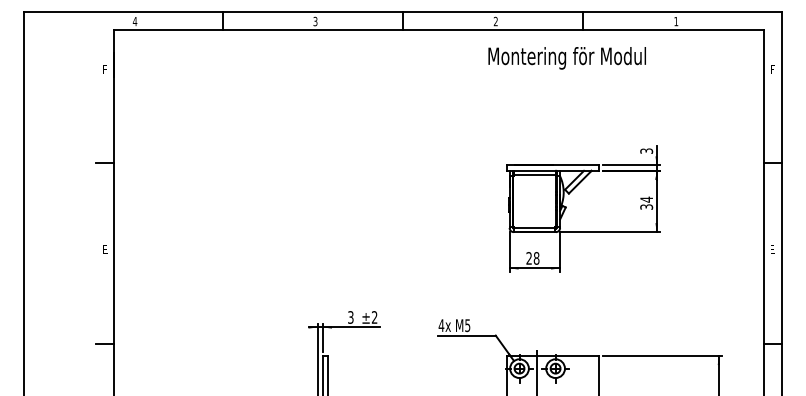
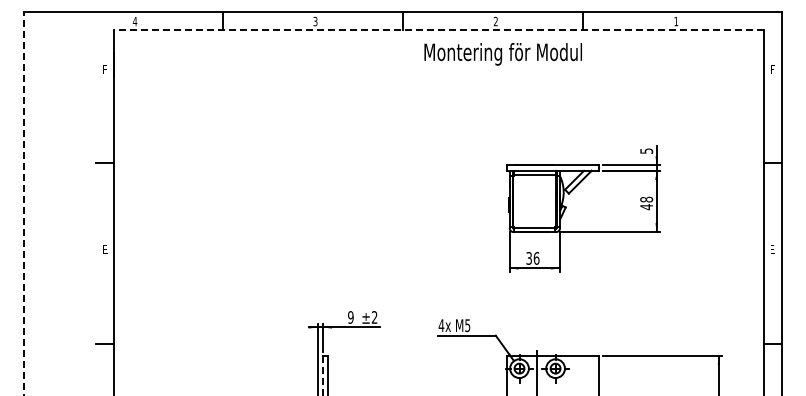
line: solid -> dashed (439, 29)
text position: (566, 58) -> (502, 54) (502, 54)
text: 3 -> 5 (646, 150)
line: solid -> dashed (24, 203)
text: 34 -> 48 (646, 203)
text: 28 -> 36 (532, 258)
text: 3 -> 9 (350, 317)
line: solid -> dashed (322, 375)
